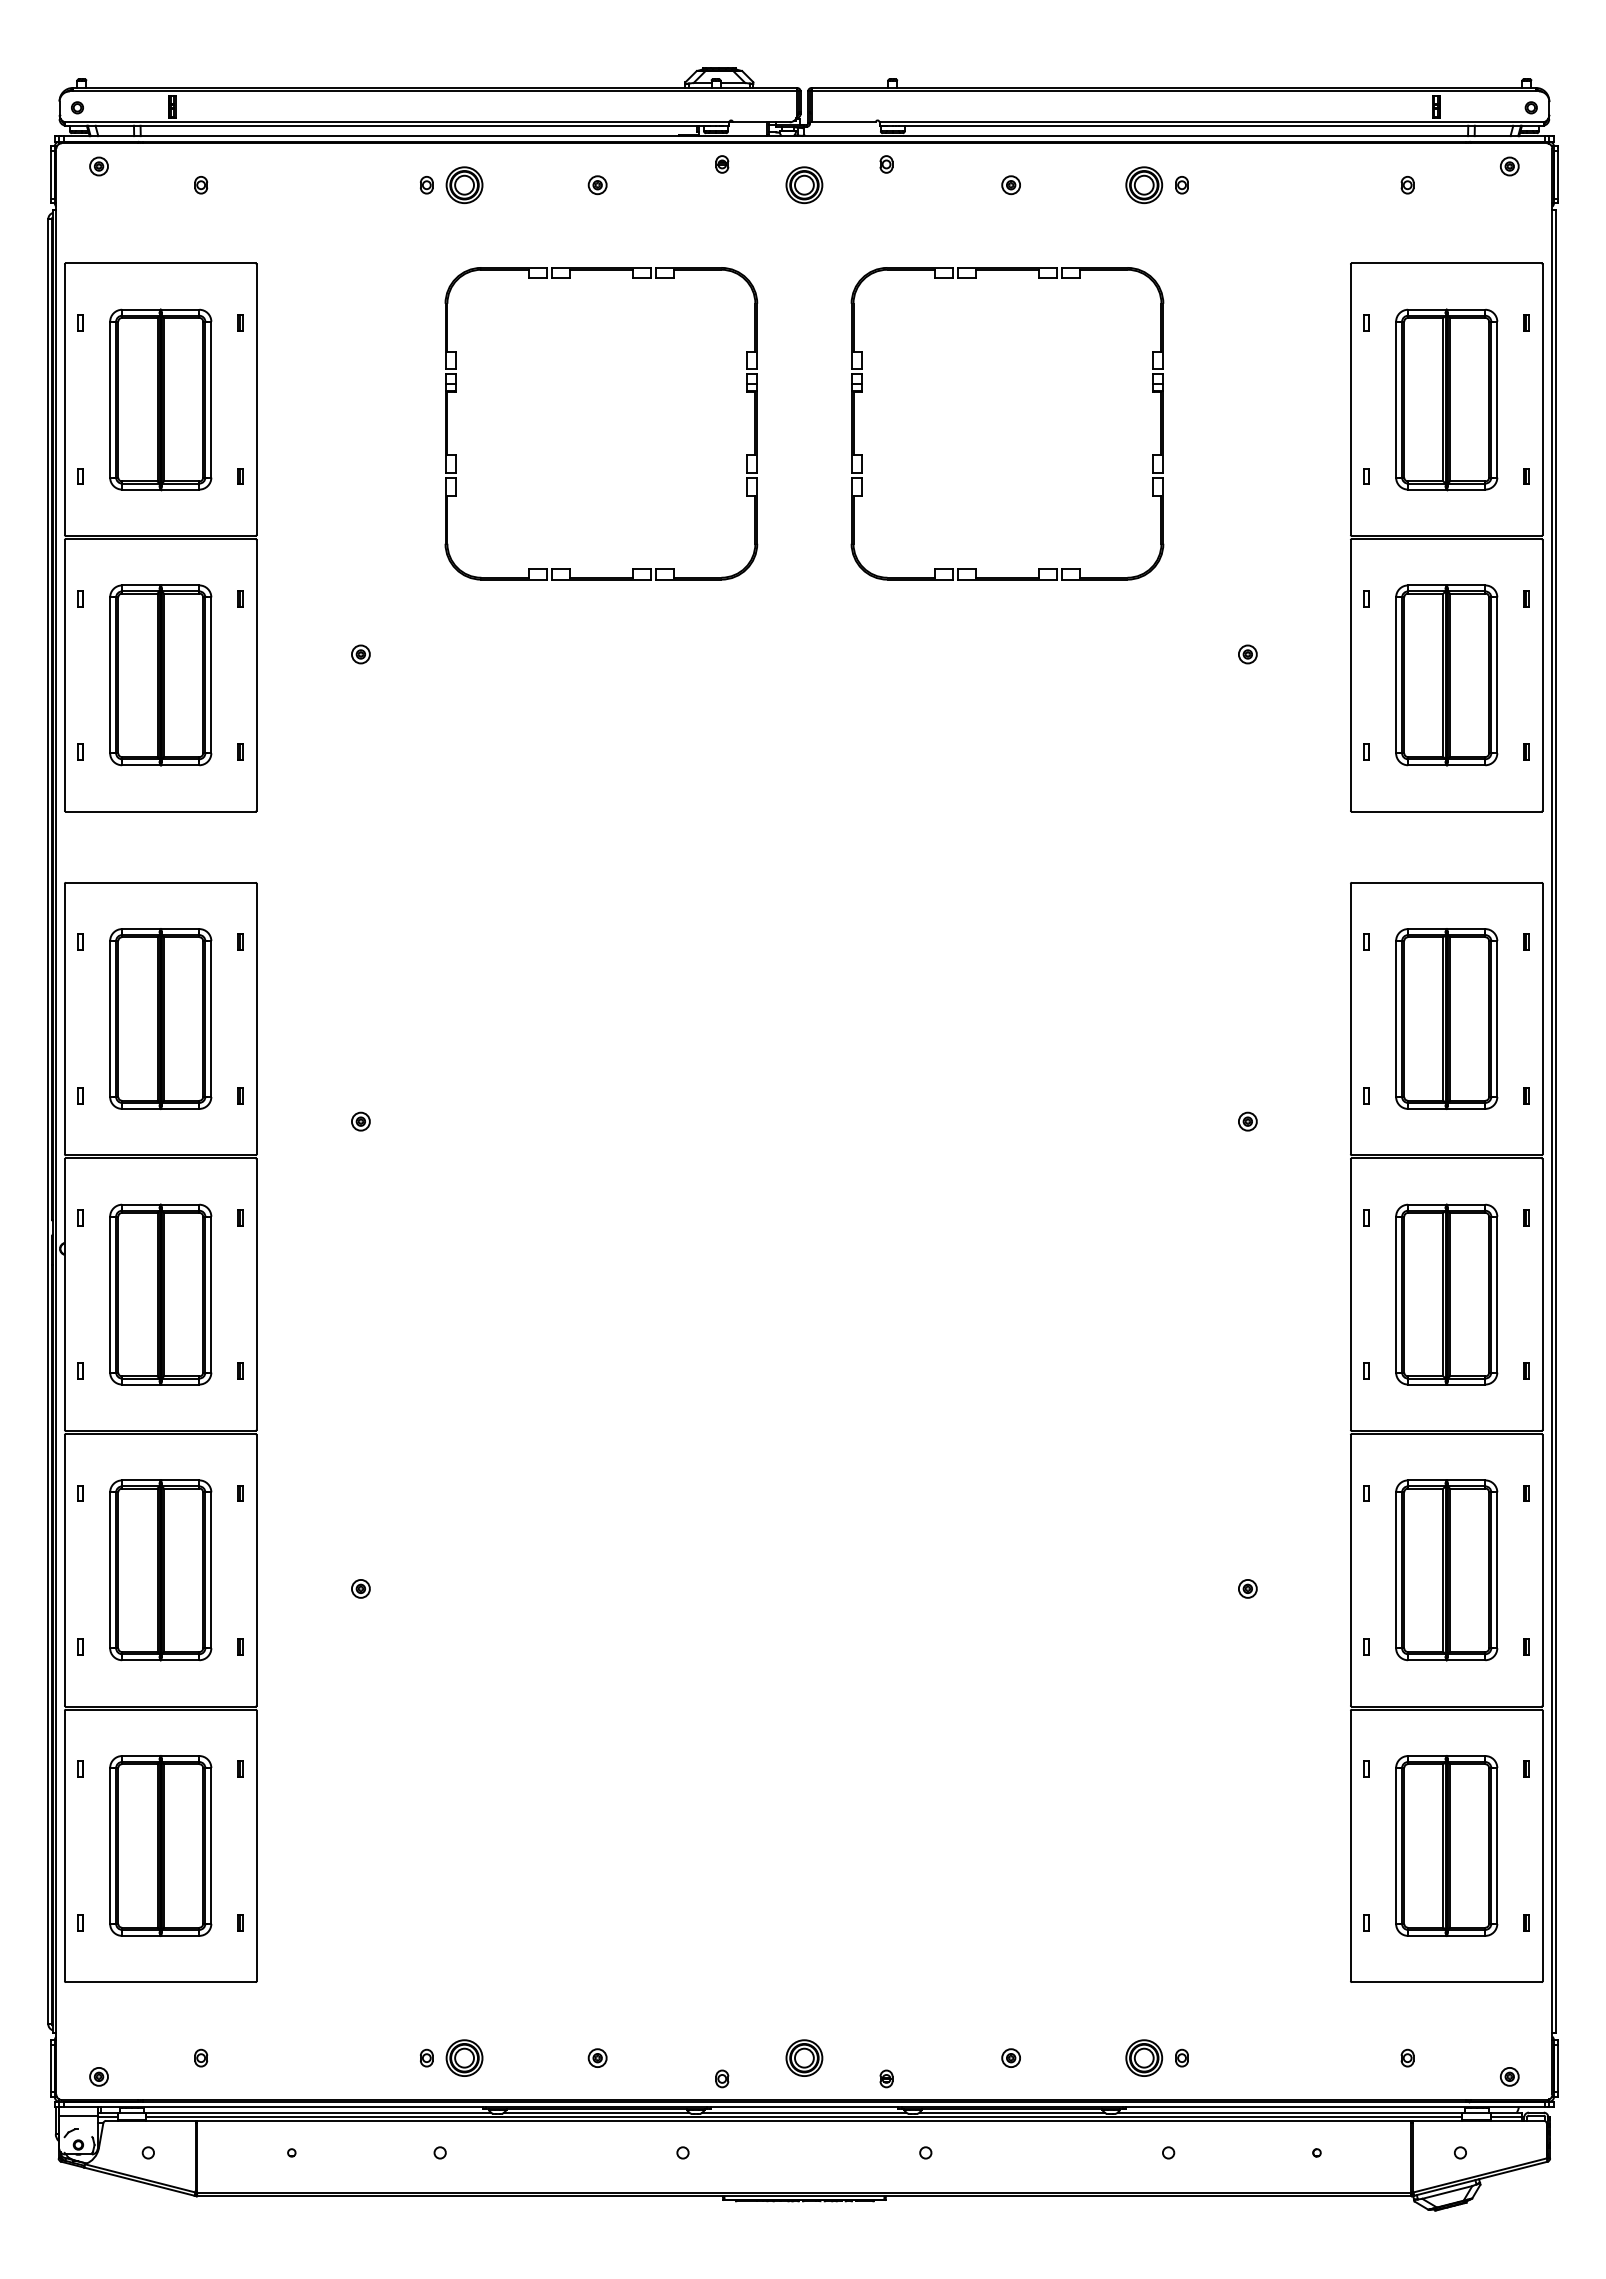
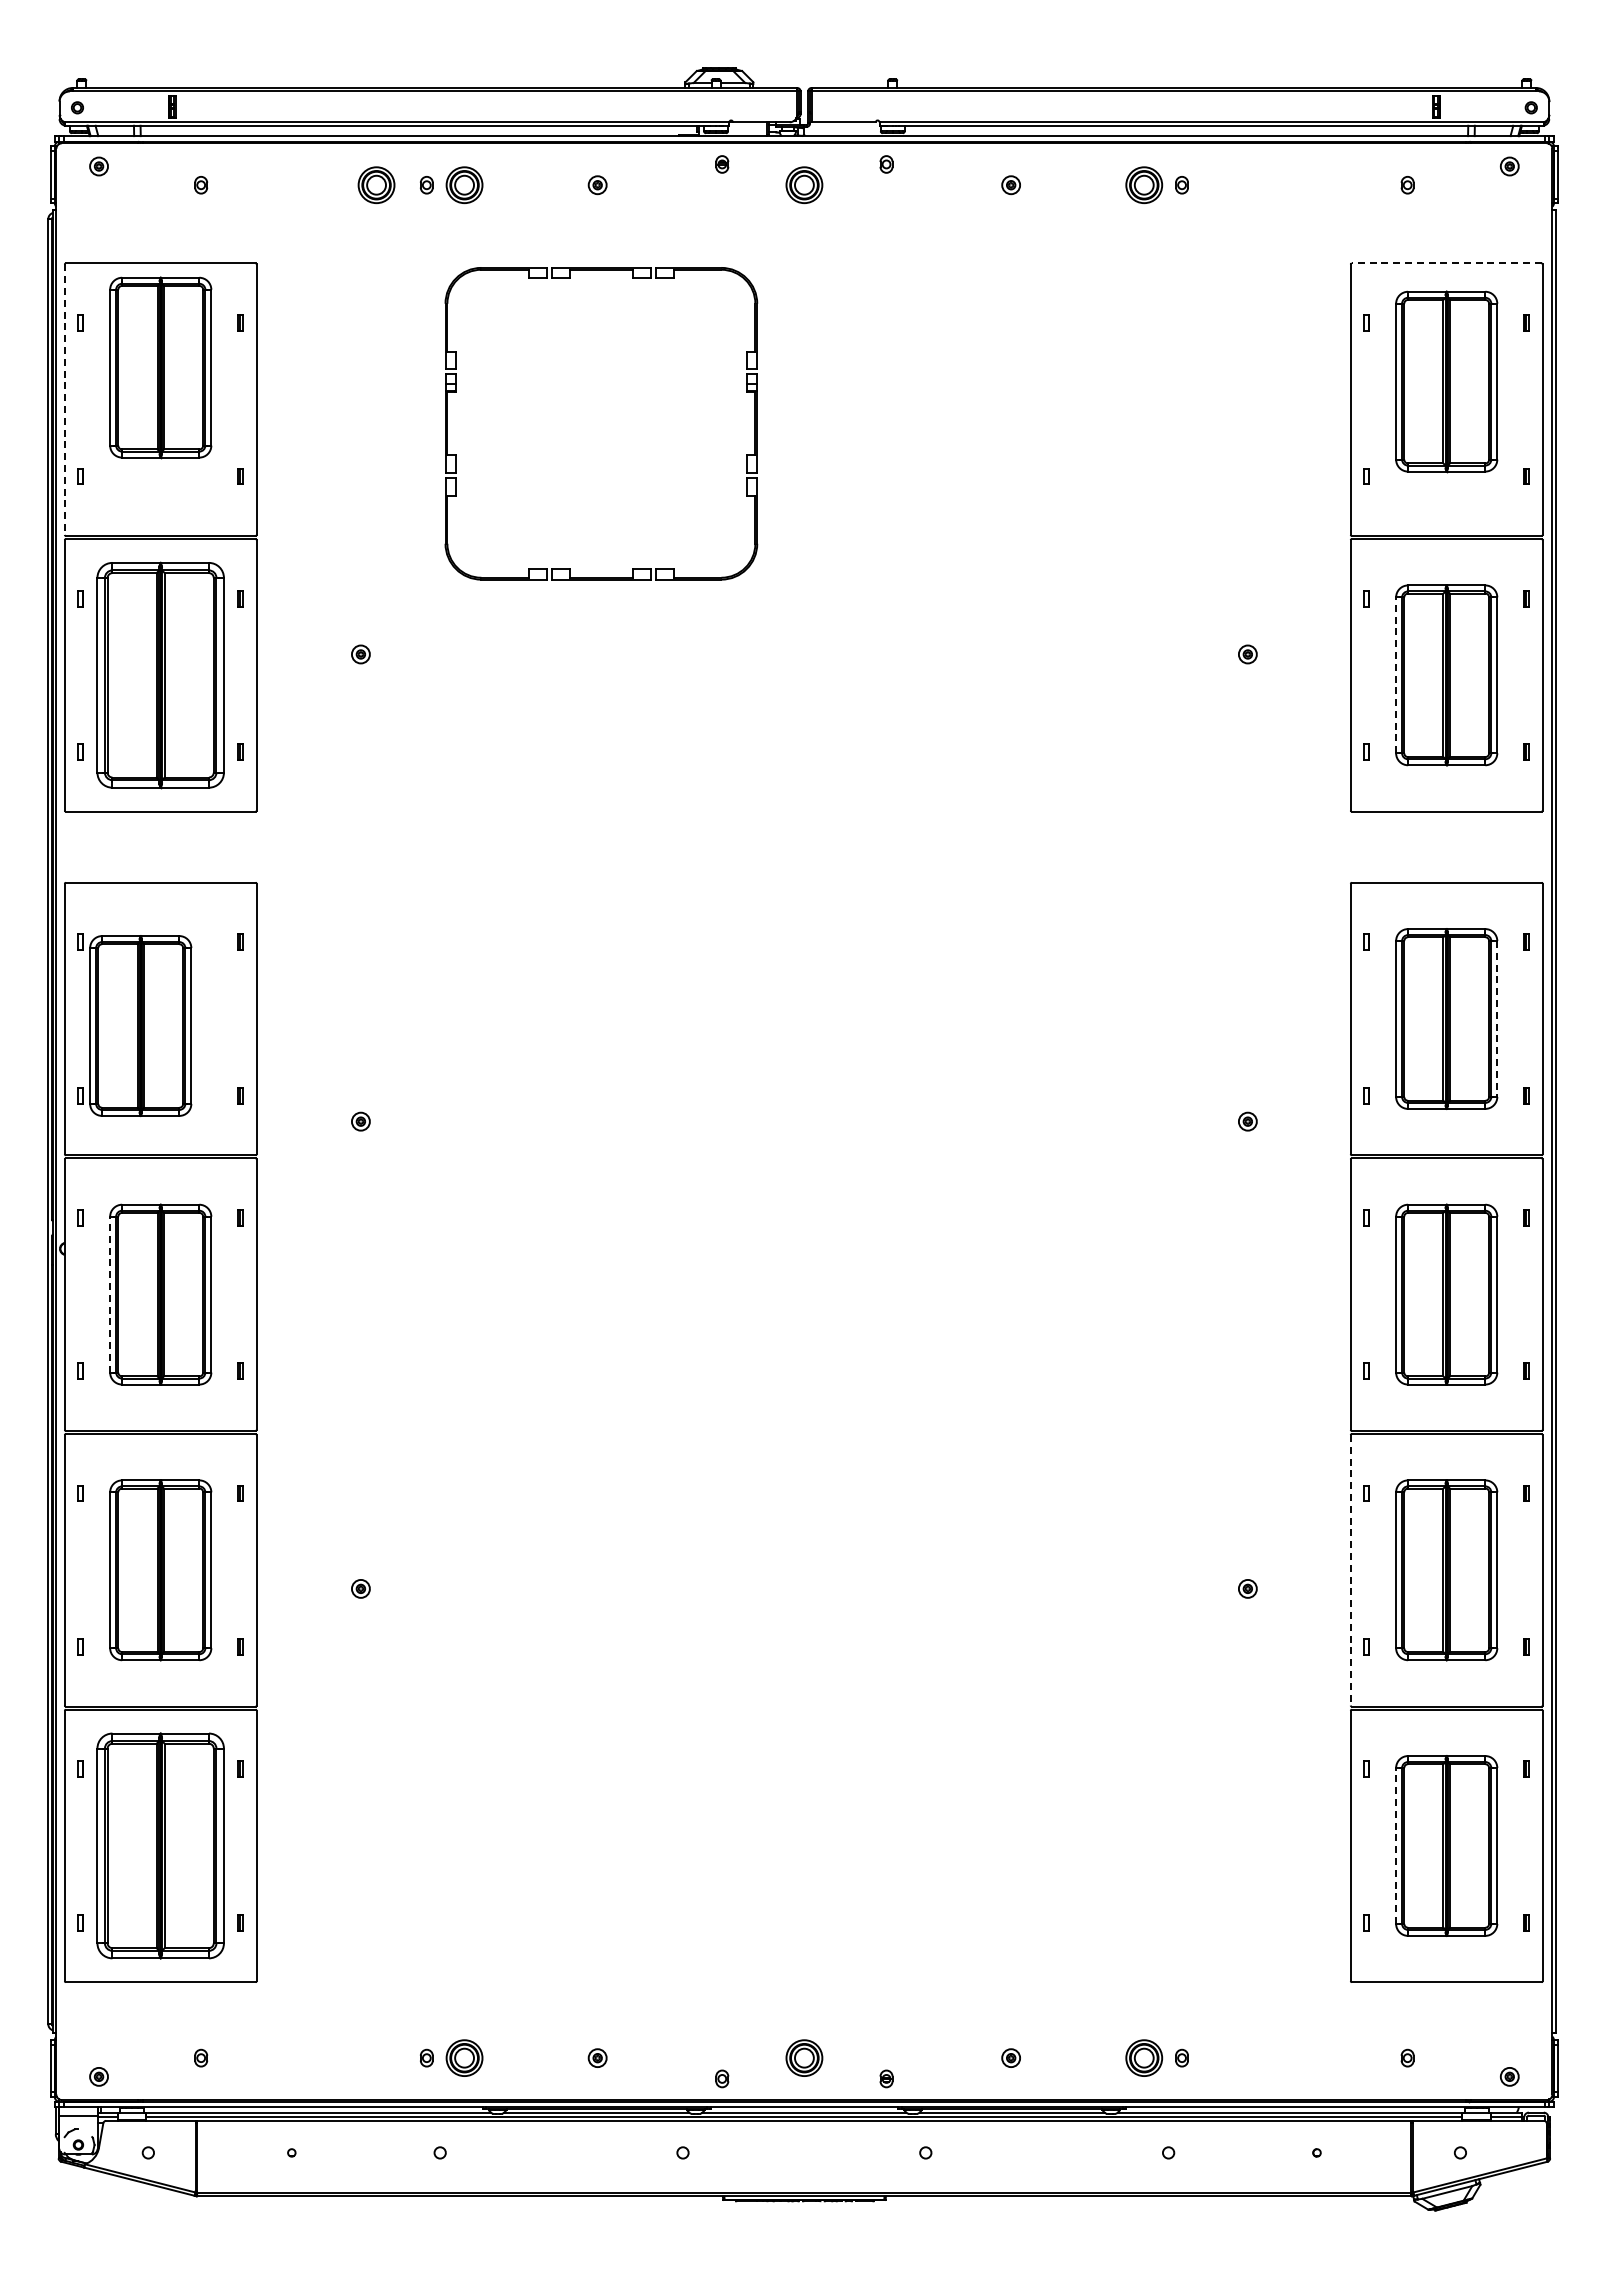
part: none -> present (376, 184)
line: solid -> dashed (1446, 263)
part: present -> none (976, 278)
part position: (160, 399) -> (160, 367) (160, 367)
part position: (1446, 399) -> (1446, 381) (1446, 381)
line: solid -> dashed (64, 400)
part size: 104x183 px -> 129x229 px (160, 675)
line: solid -> dashed (1396, 675)
part position: (160, 1018) -> (140, 1025) (140, 1025)
line: solid -> dashed (1497, 1019)
line: solid -> dashed (110, 1294)
line: solid -> dashed (1350, 1570)
part size: 104x182 px -> 129x228 px (160, 1845)
line: solid -> dashed (1396, 1845)
